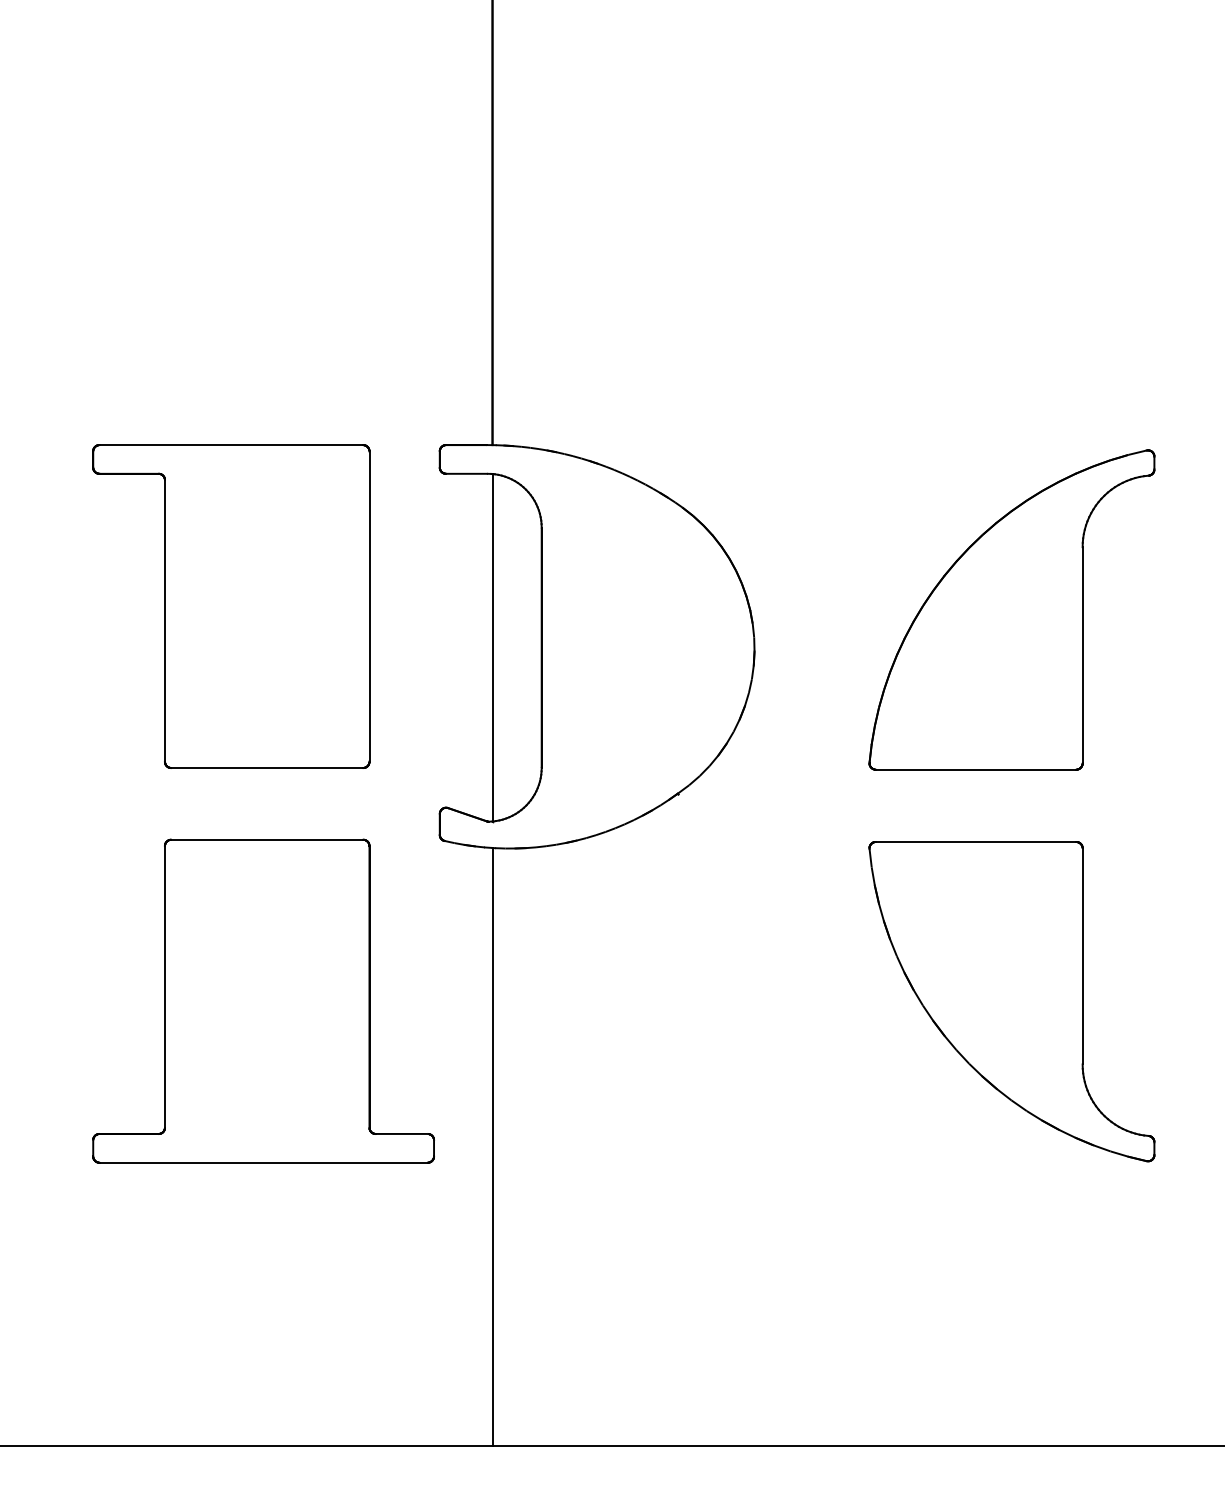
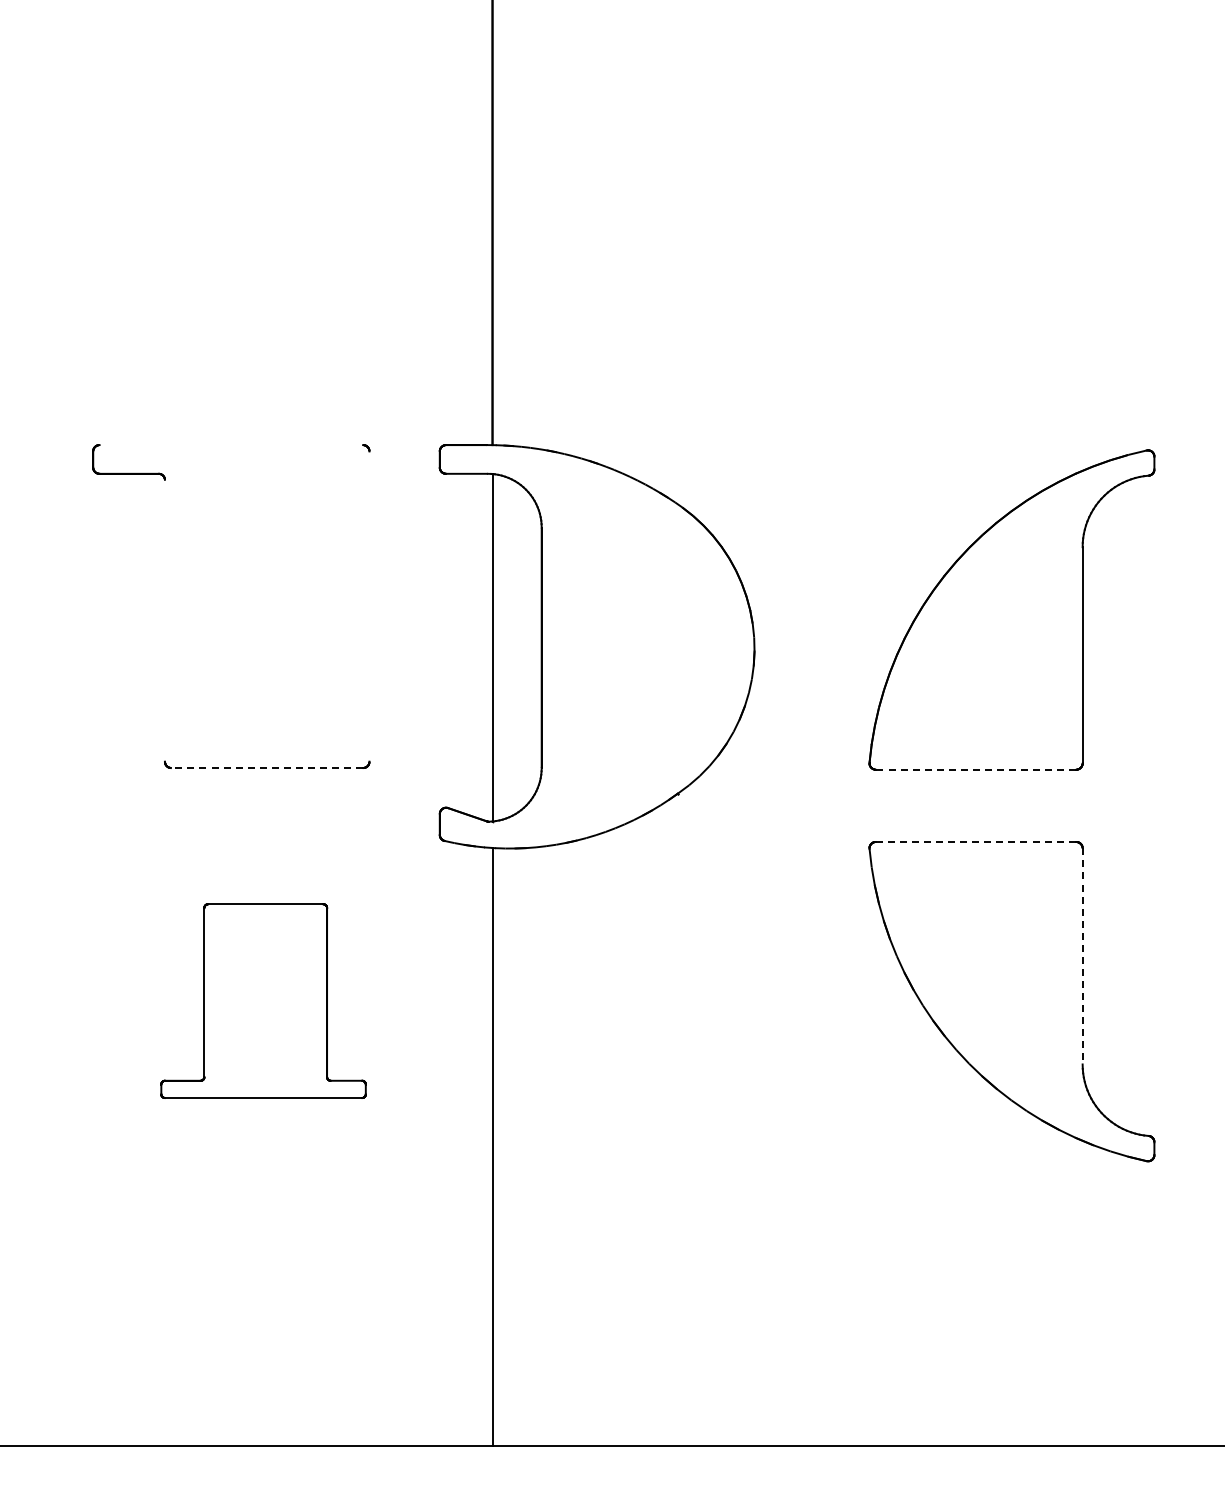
line: present -> none (231, 445)
line: present -> none (369, 606)
line: present -> none (164, 620)
line: solid -> dashed (267, 768)
line: solid -> dashed (975, 769)
line: solid -> dashed (976, 842)
line: solid -> dashed (1082, 956)
part size: 343x326 px -> 207x196 px (263, 1000)
